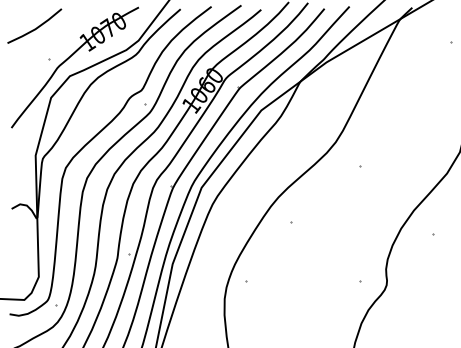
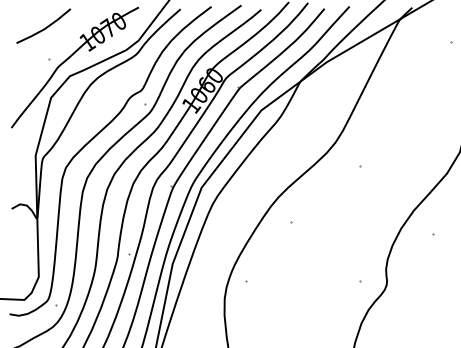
line position: (36, 27) -> (45, 27) (45, 27)
